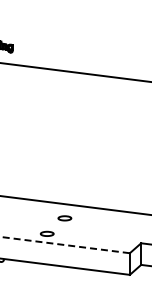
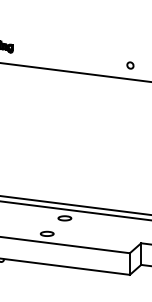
part: none -> present (130, 65)
line: none -> present (75, 210)
line: dashed -> solid (65, 245)
